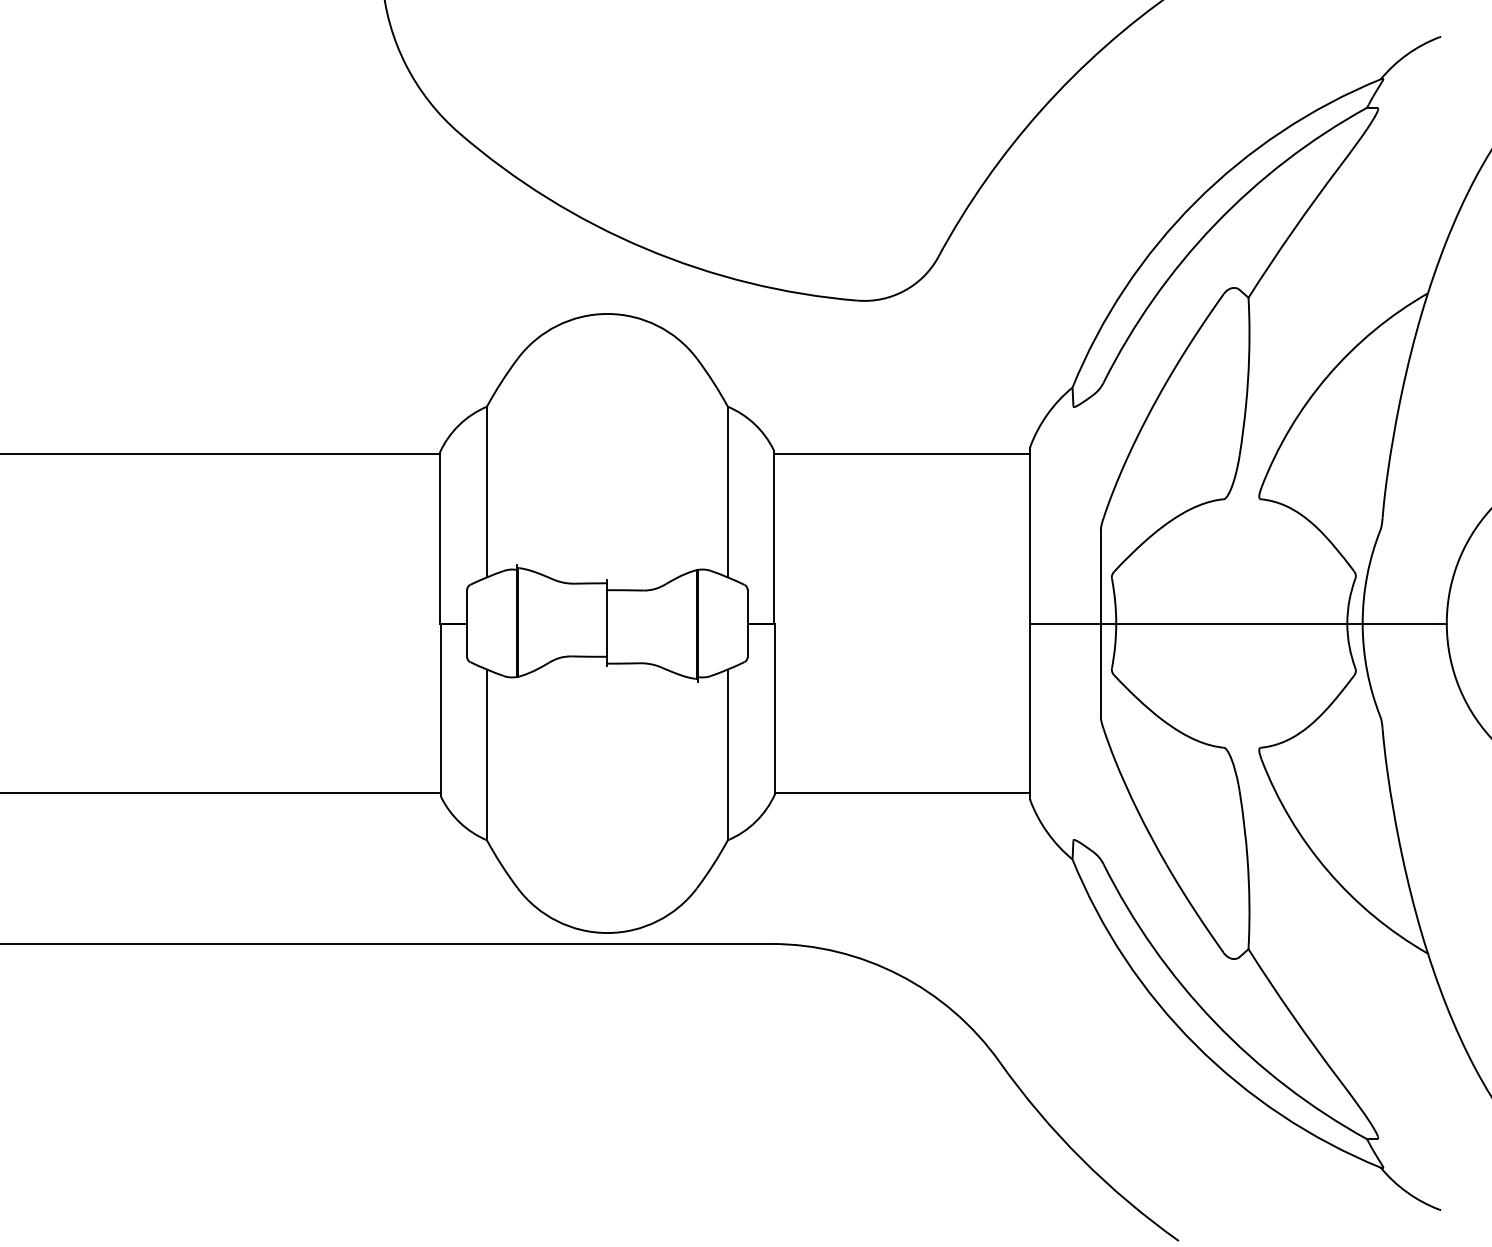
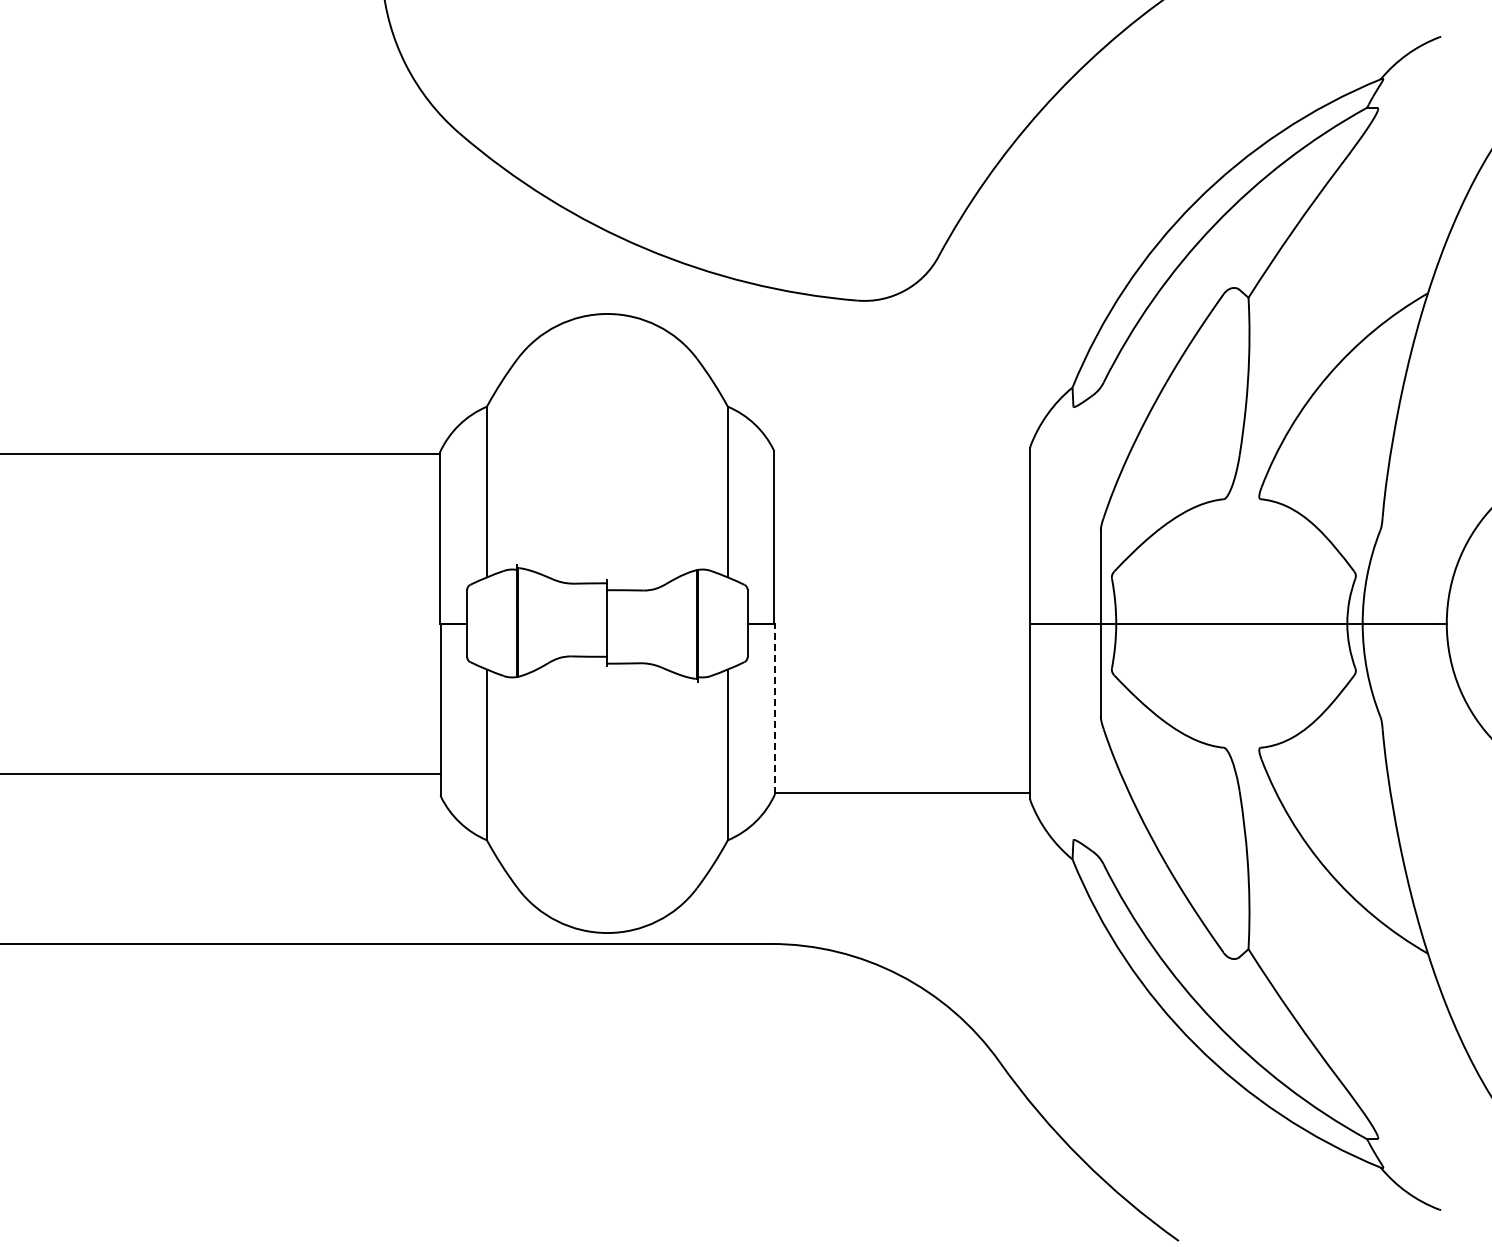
line: present -> none (902, 454)
line: solid -> dashed (775, 708)
line position: (221, 792) -> (221, 773) (221, 773)
